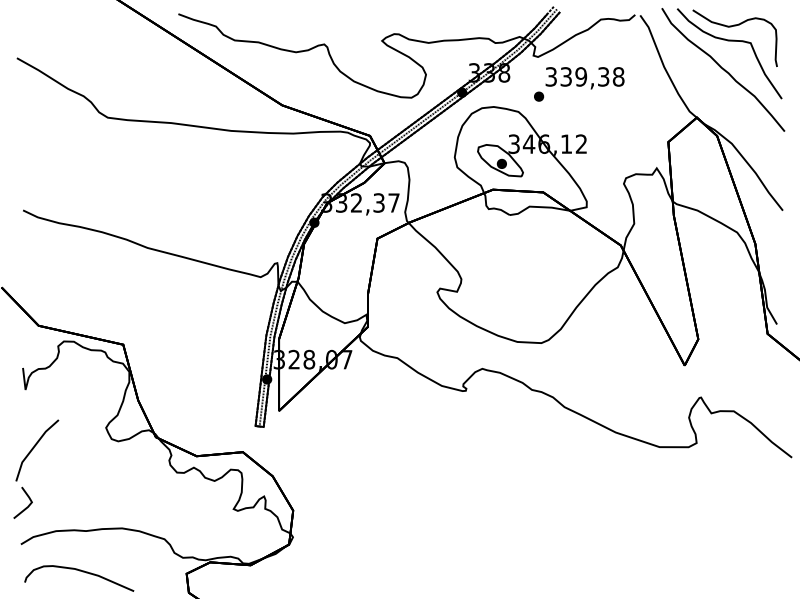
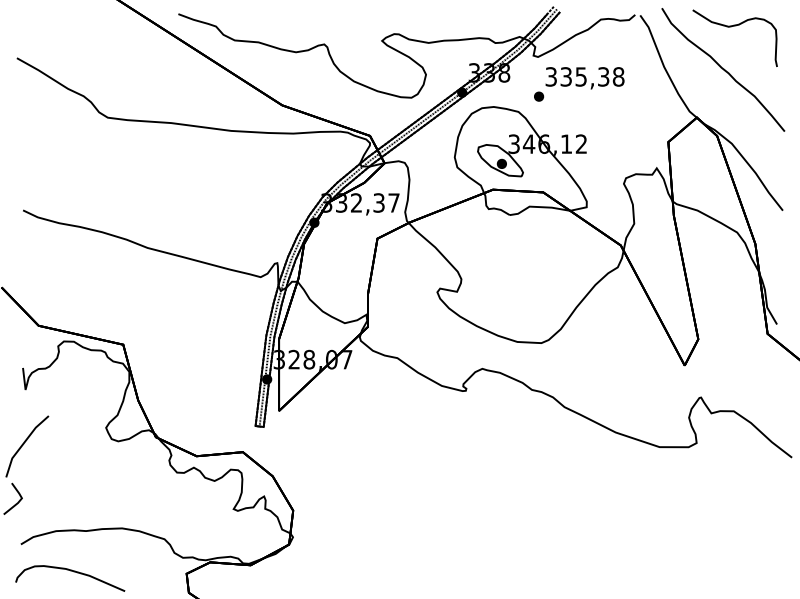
part: present -> none (729, 41)
text: 339,38 -> 335,38 (581, 76)
part position: (24, 461) -> (14, 457) (14, 457)
curve position: (82, 572) -> (73, 572) (73, 572)
